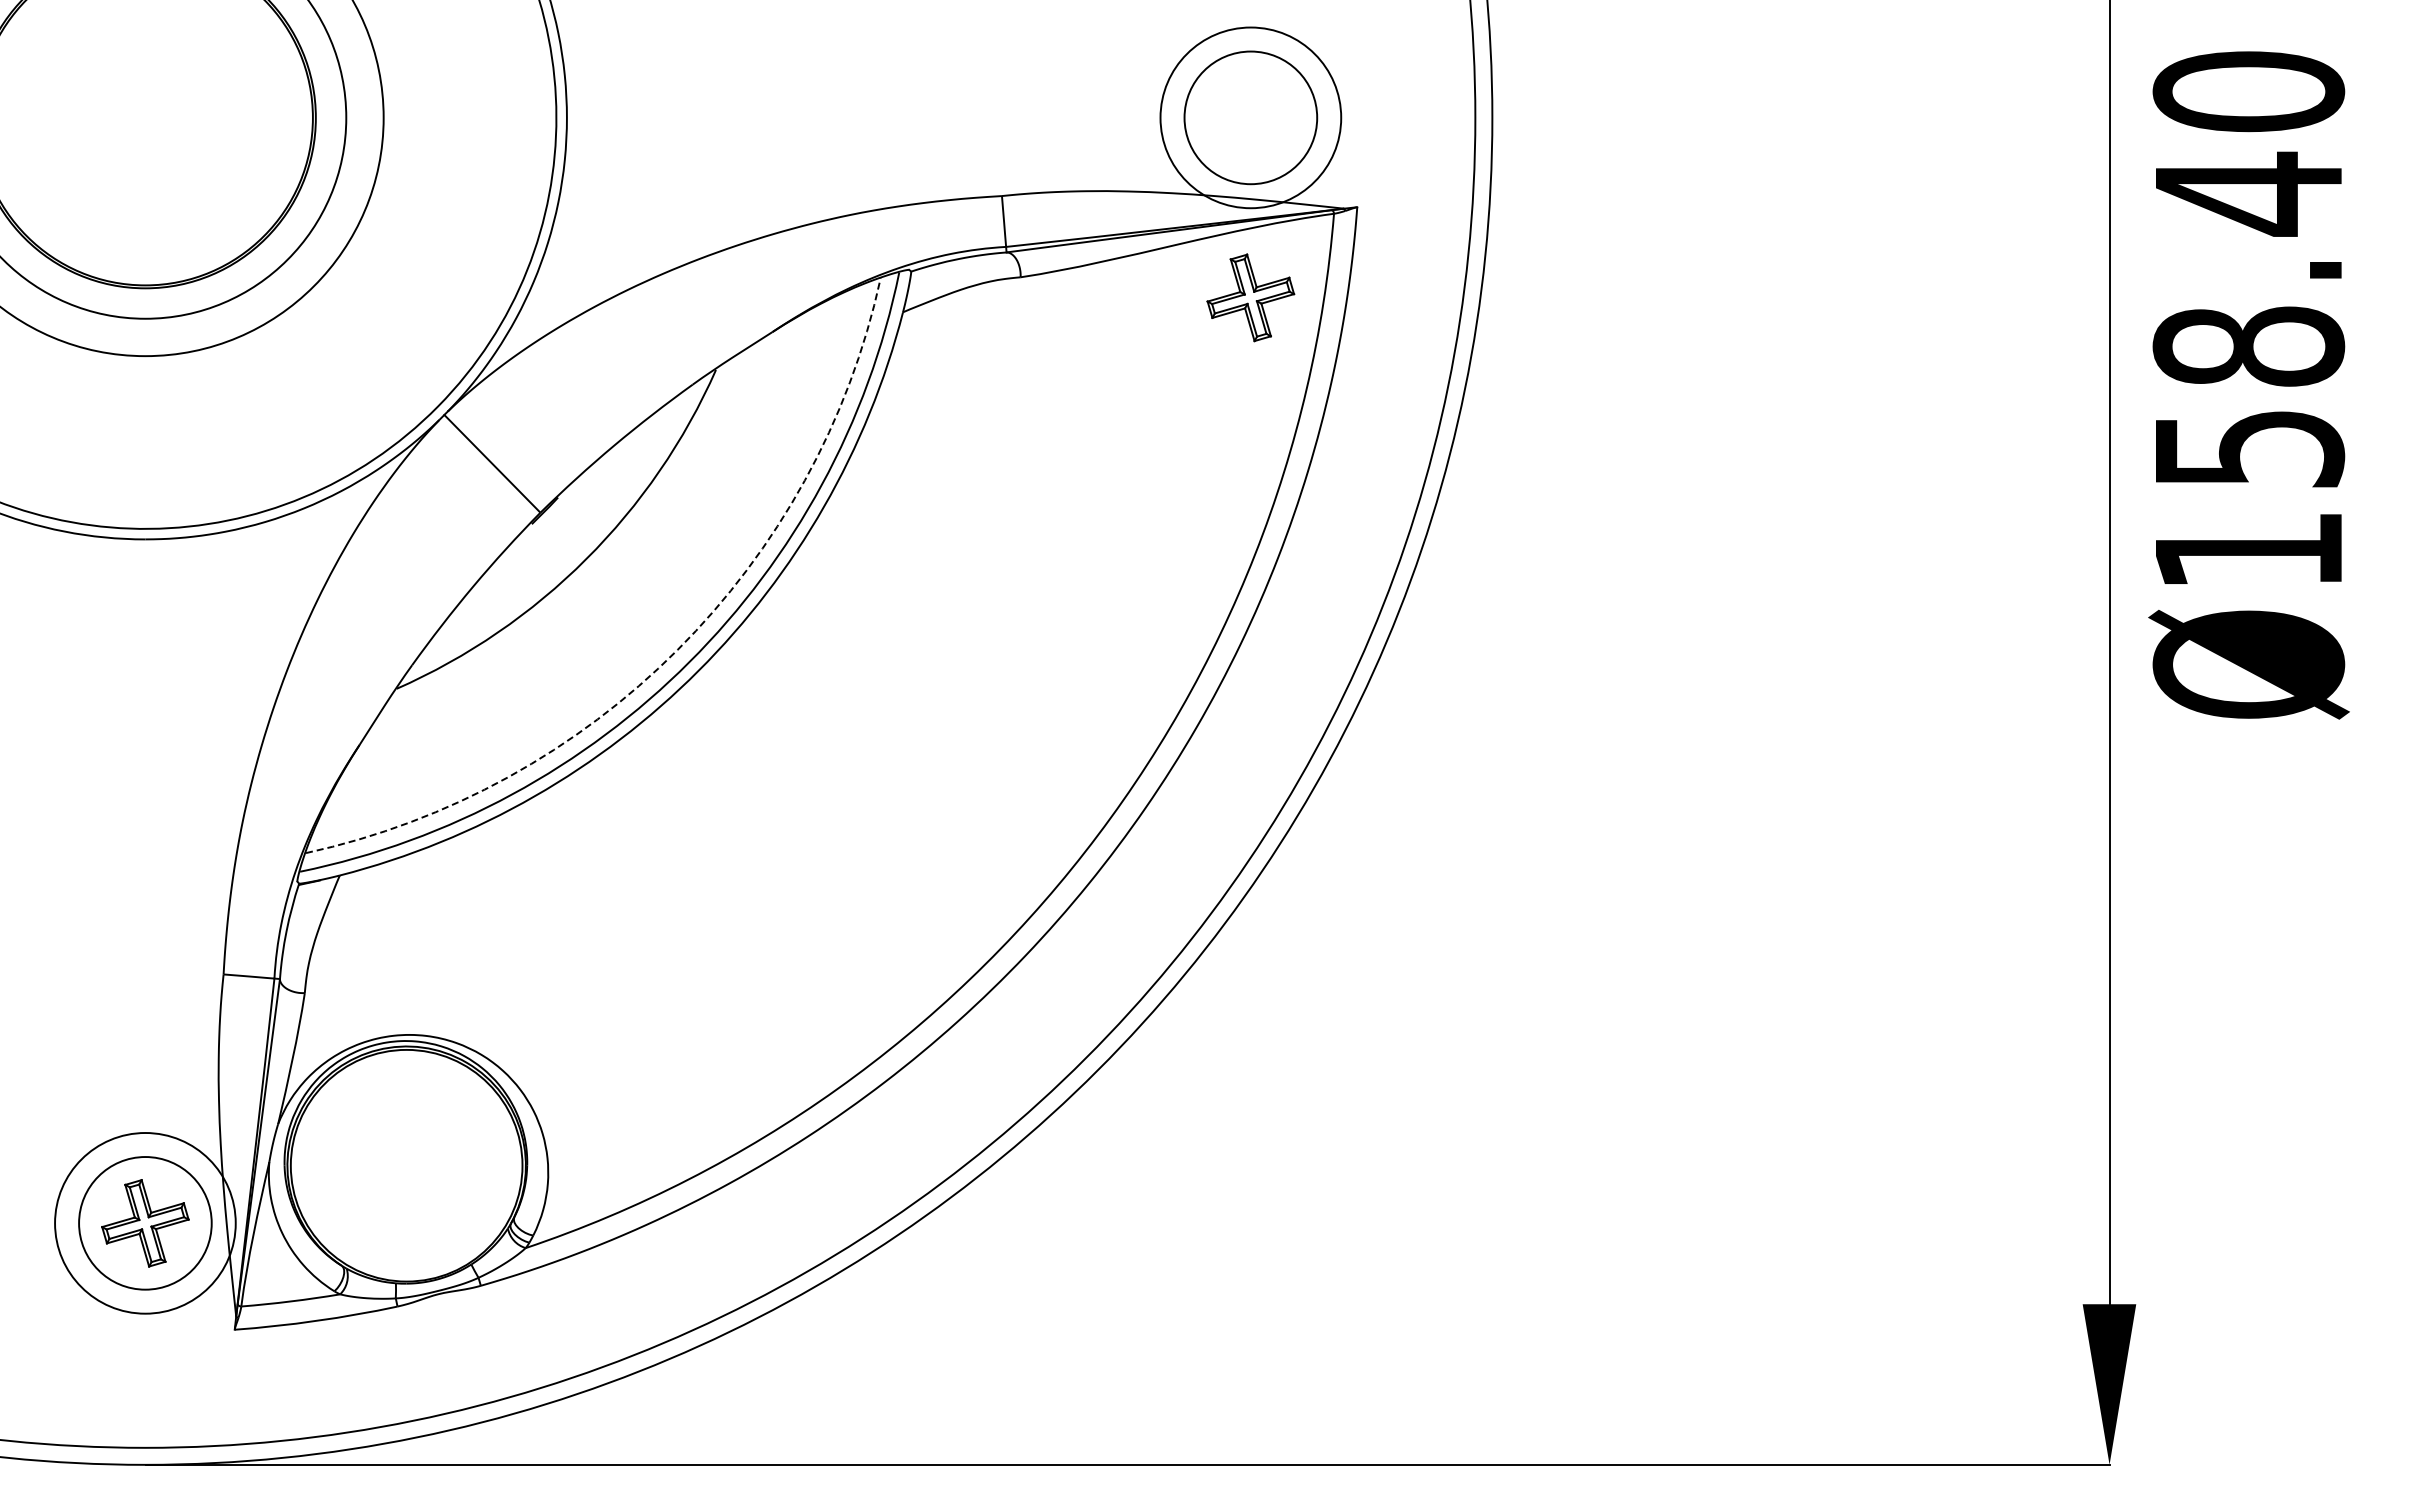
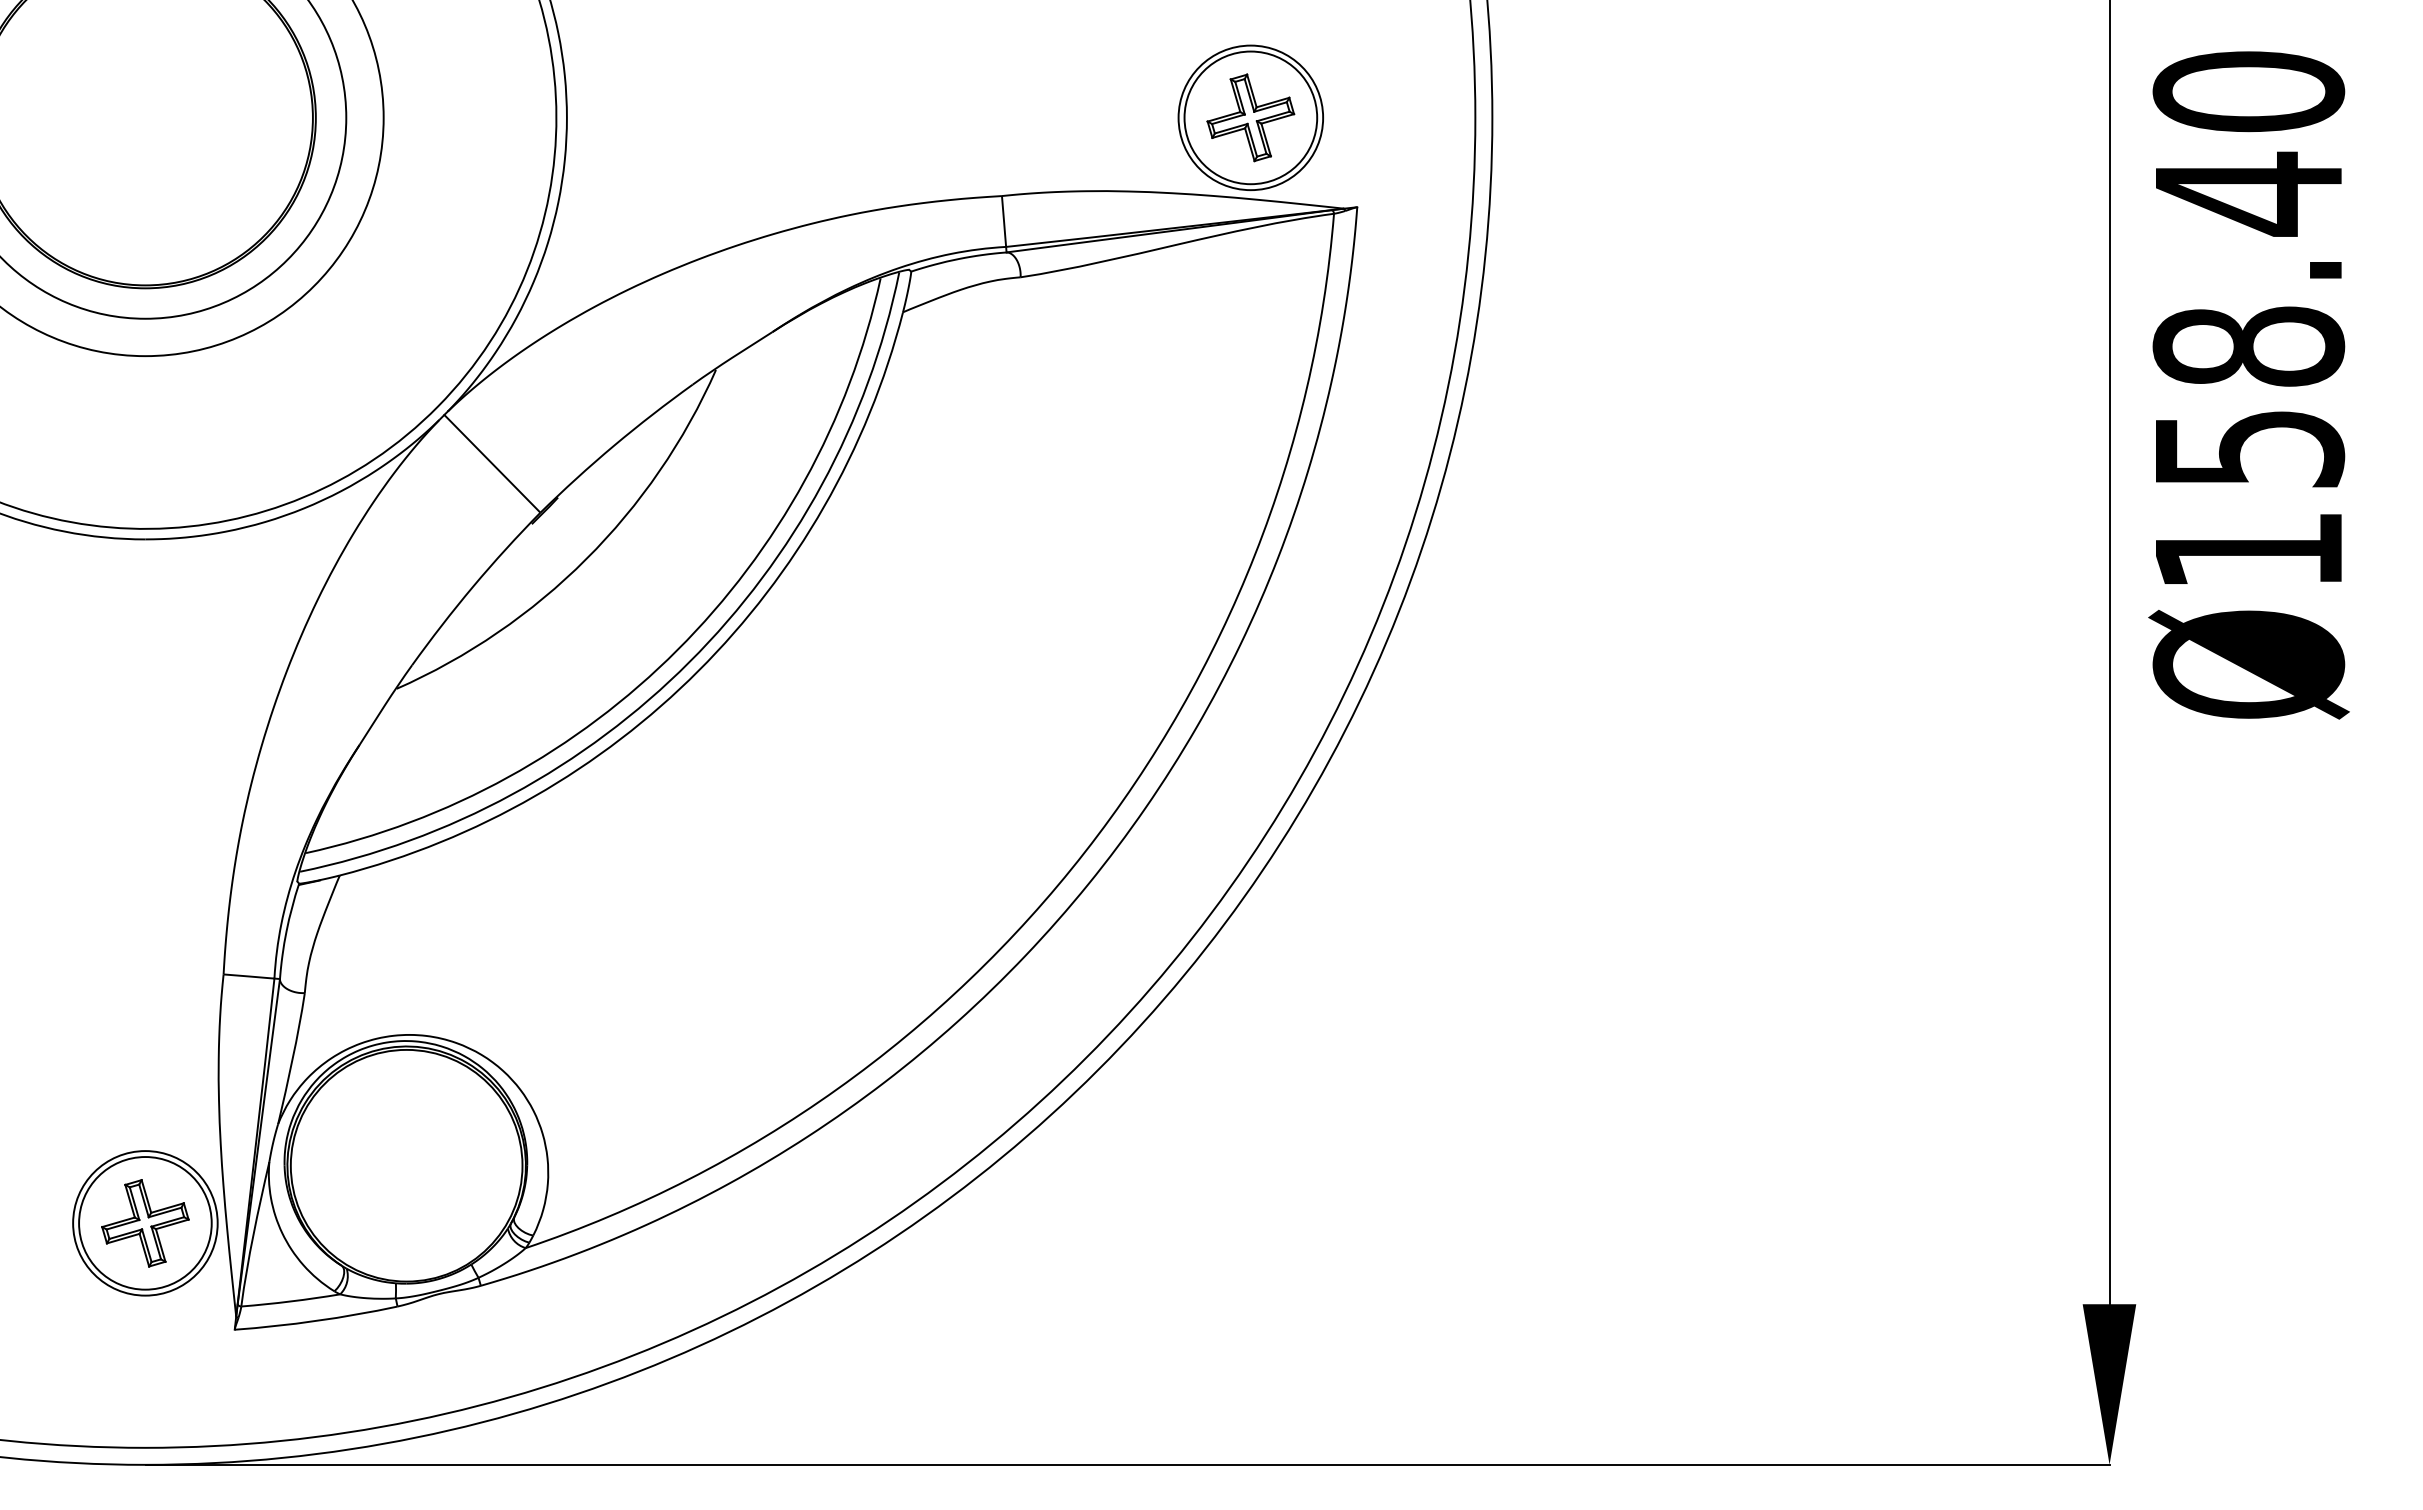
circle diameter: 181 px -> 145 px (1250, 117)
part position: (1250, 297) -> (1250, 117) (1250, 117)
arc: dashed -> solid (677, 649)
circle diameter: 181 px -> 145 px (145, 1223)
